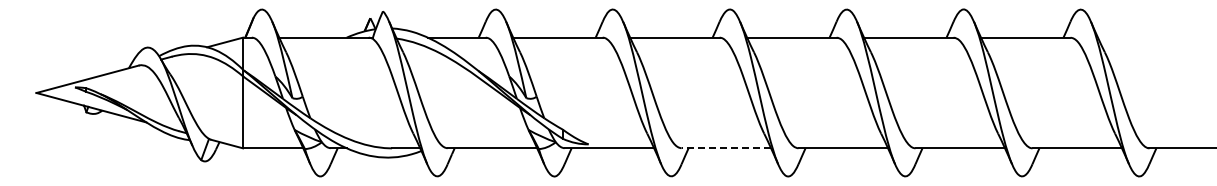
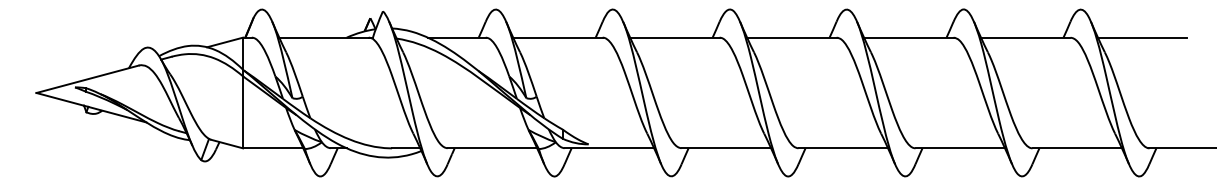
line: none -> present (1142, 37)
line: dashed -> solid (726, 148)
